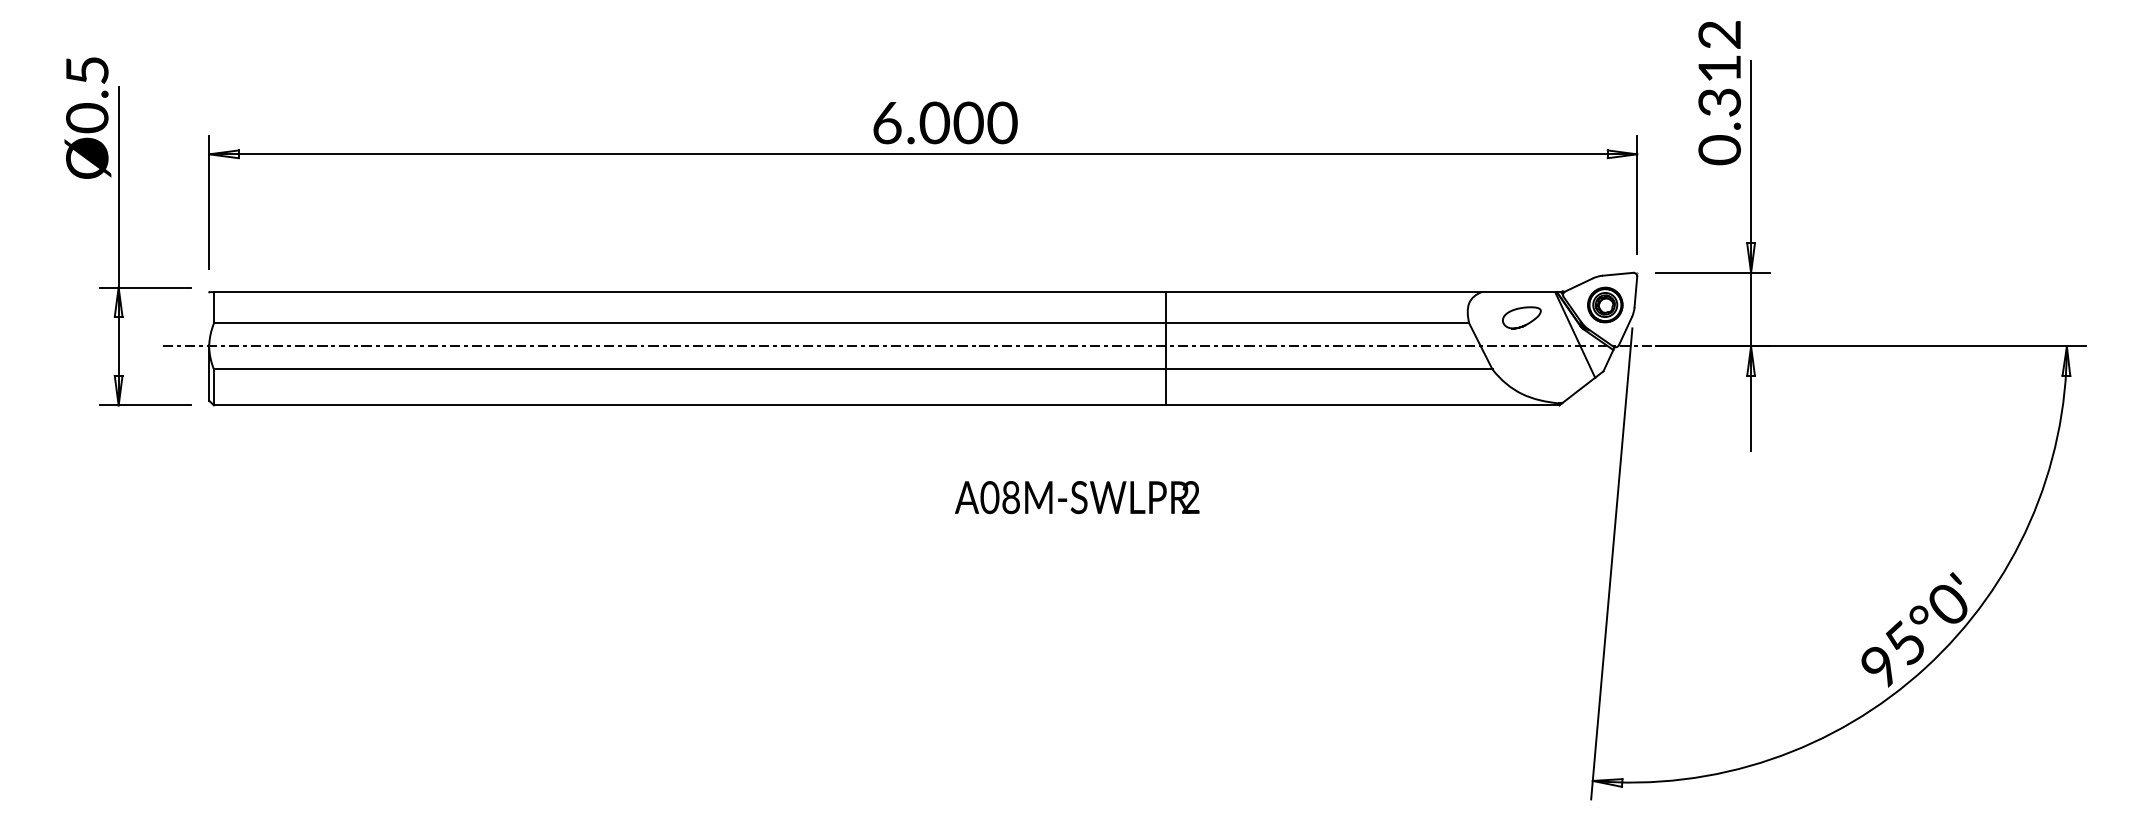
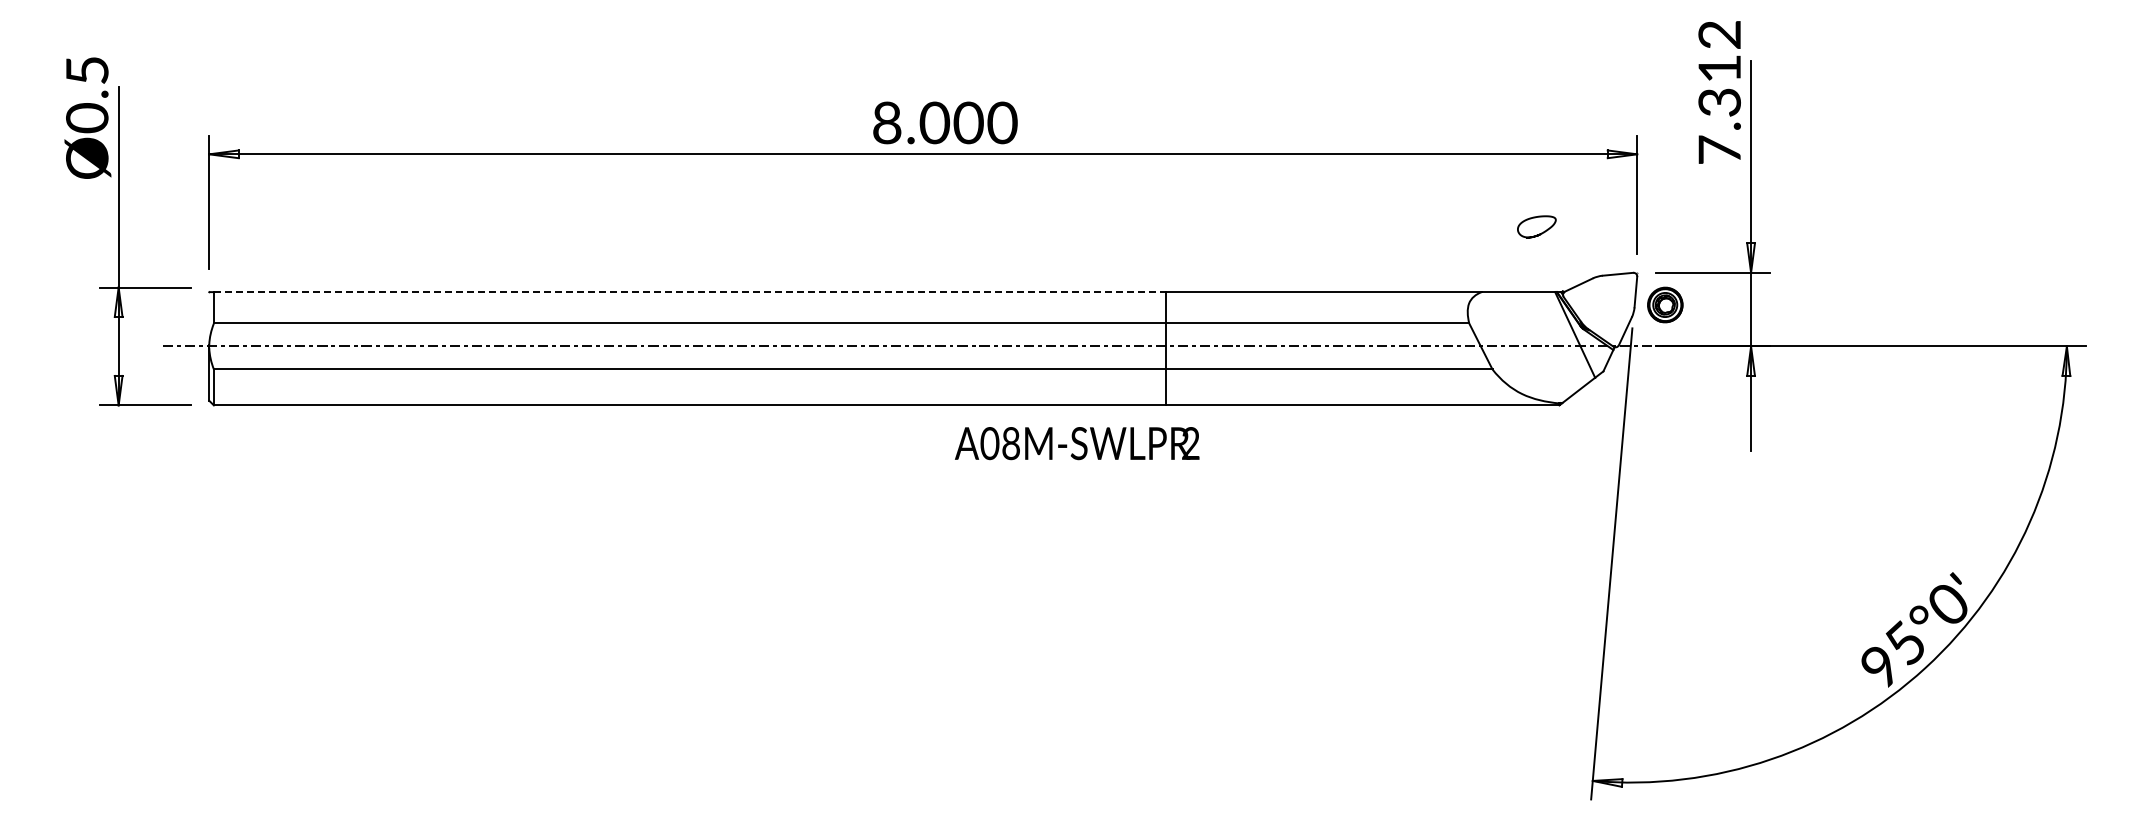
text: 6.000 -> 8.000 (887, 122)
text: 0.312 -> 7.312 (1719, 150)
line: solid -> dashed (689, 292)
part position: (1605, 304) -> (1665, 304) (1665, 304)
curve position: (1524, 324) -> (1539, 233) (1539, 233)
text position: (1077, 497) -> (1077, 443) (1077, 443)
